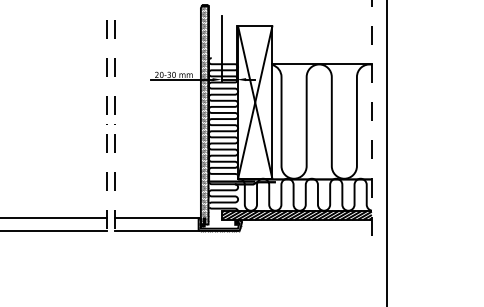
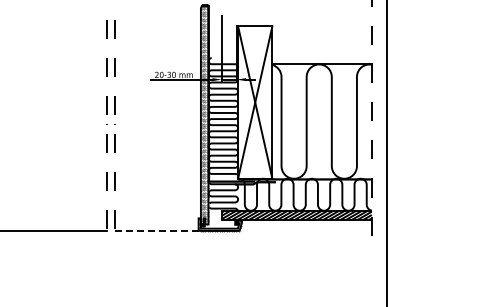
line: present -> none (54, 218)
line: present -> none (156, 218)
line: solid -> dashed (156, 230)
